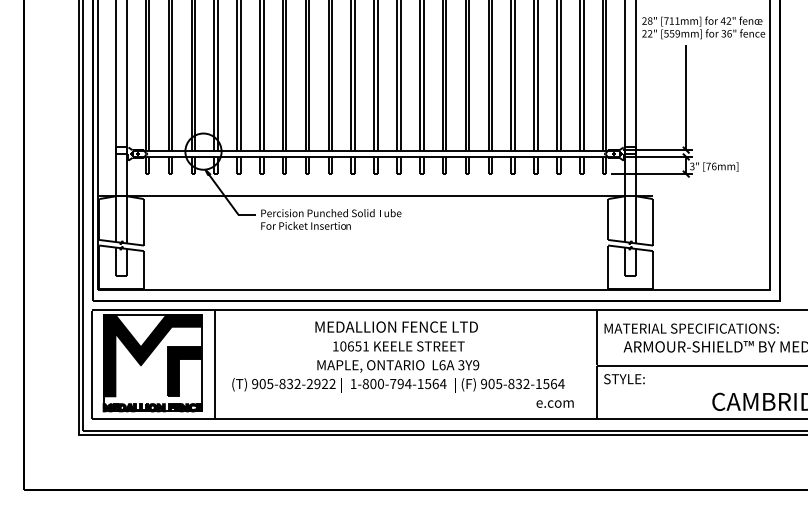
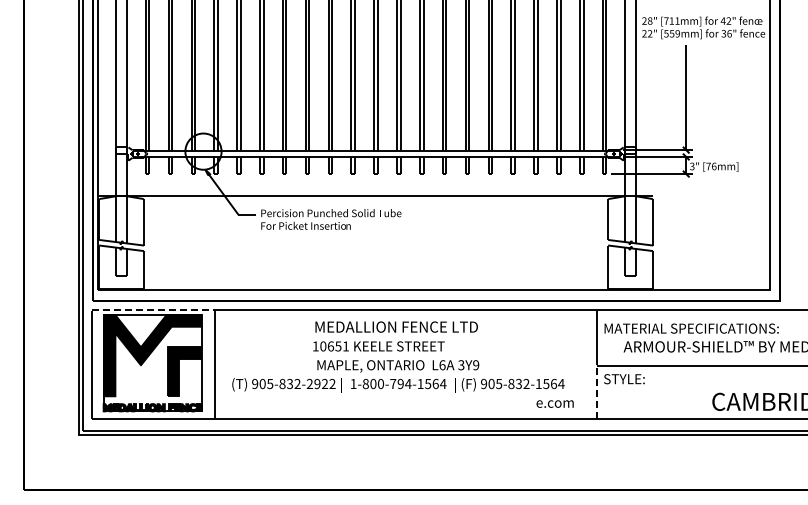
line: solid -> dashed (153, 310)
text position: (398, 346) -> (378, 346) (378, 346)
line: solid -> dashed (596, 391)
